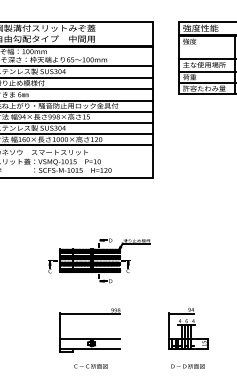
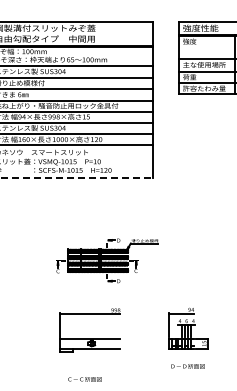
line: solid -> dashed (76, 177)
part position: (99, 260) -> (107, 260) (107, 260)
text position: (90, 366) -> (84, 379) (84, 379)
